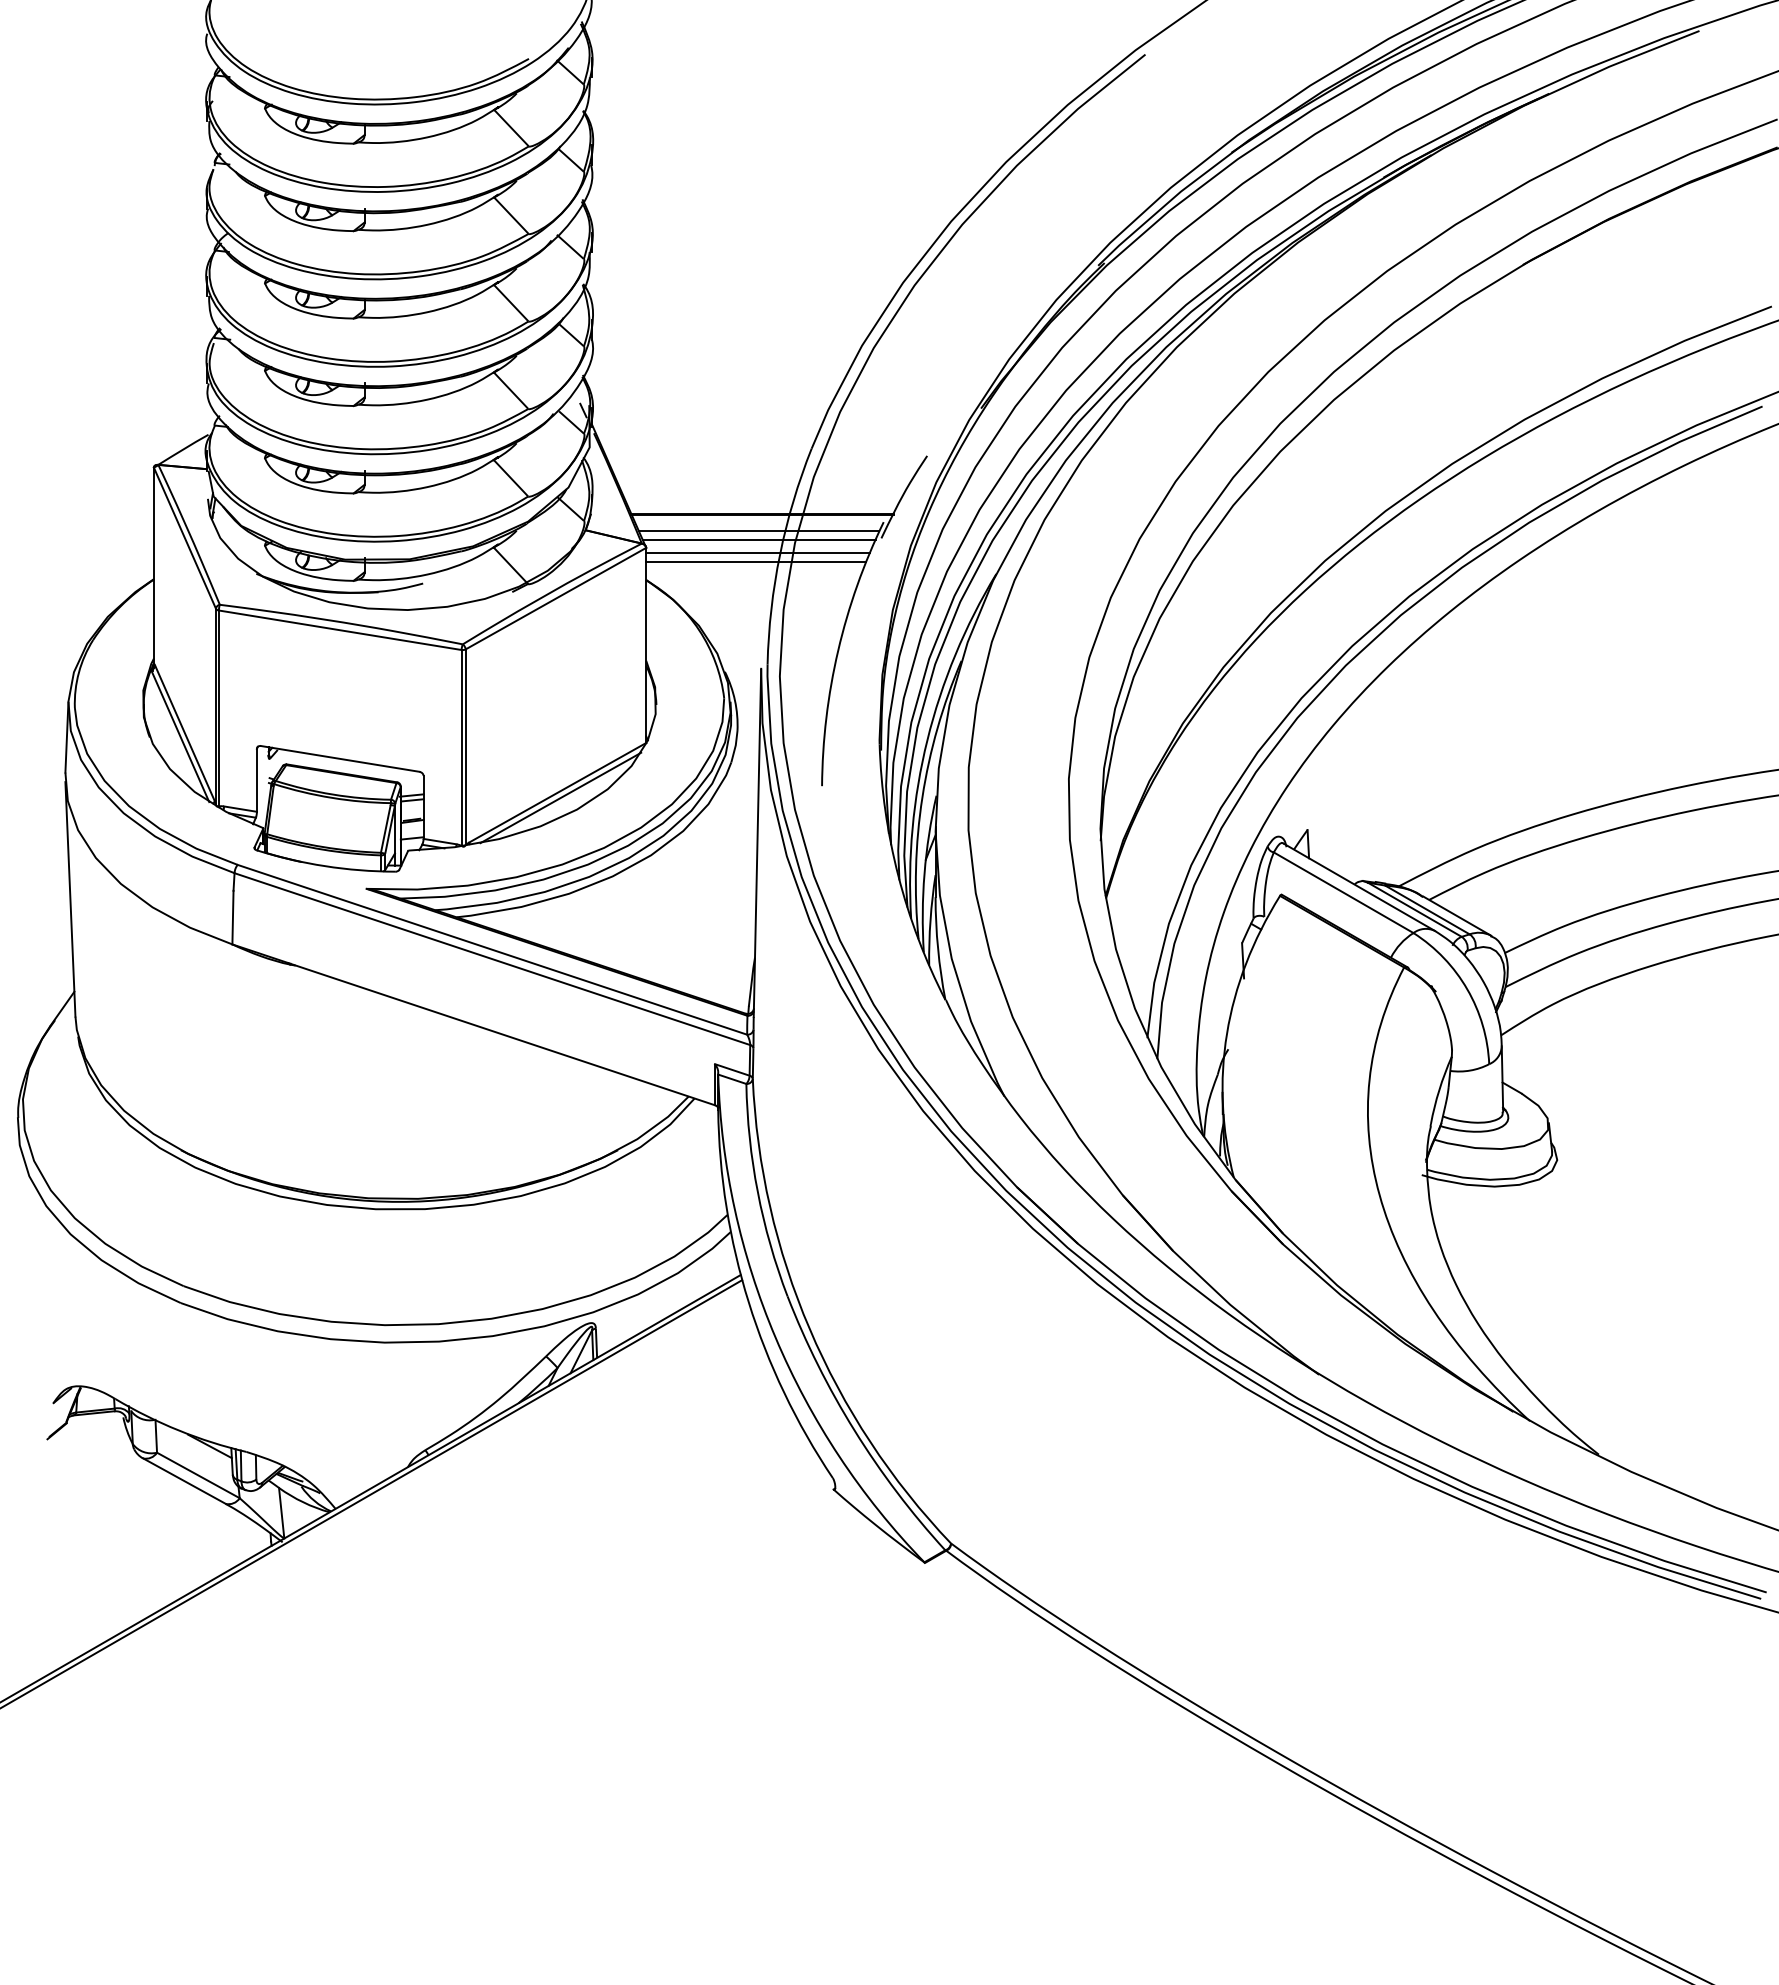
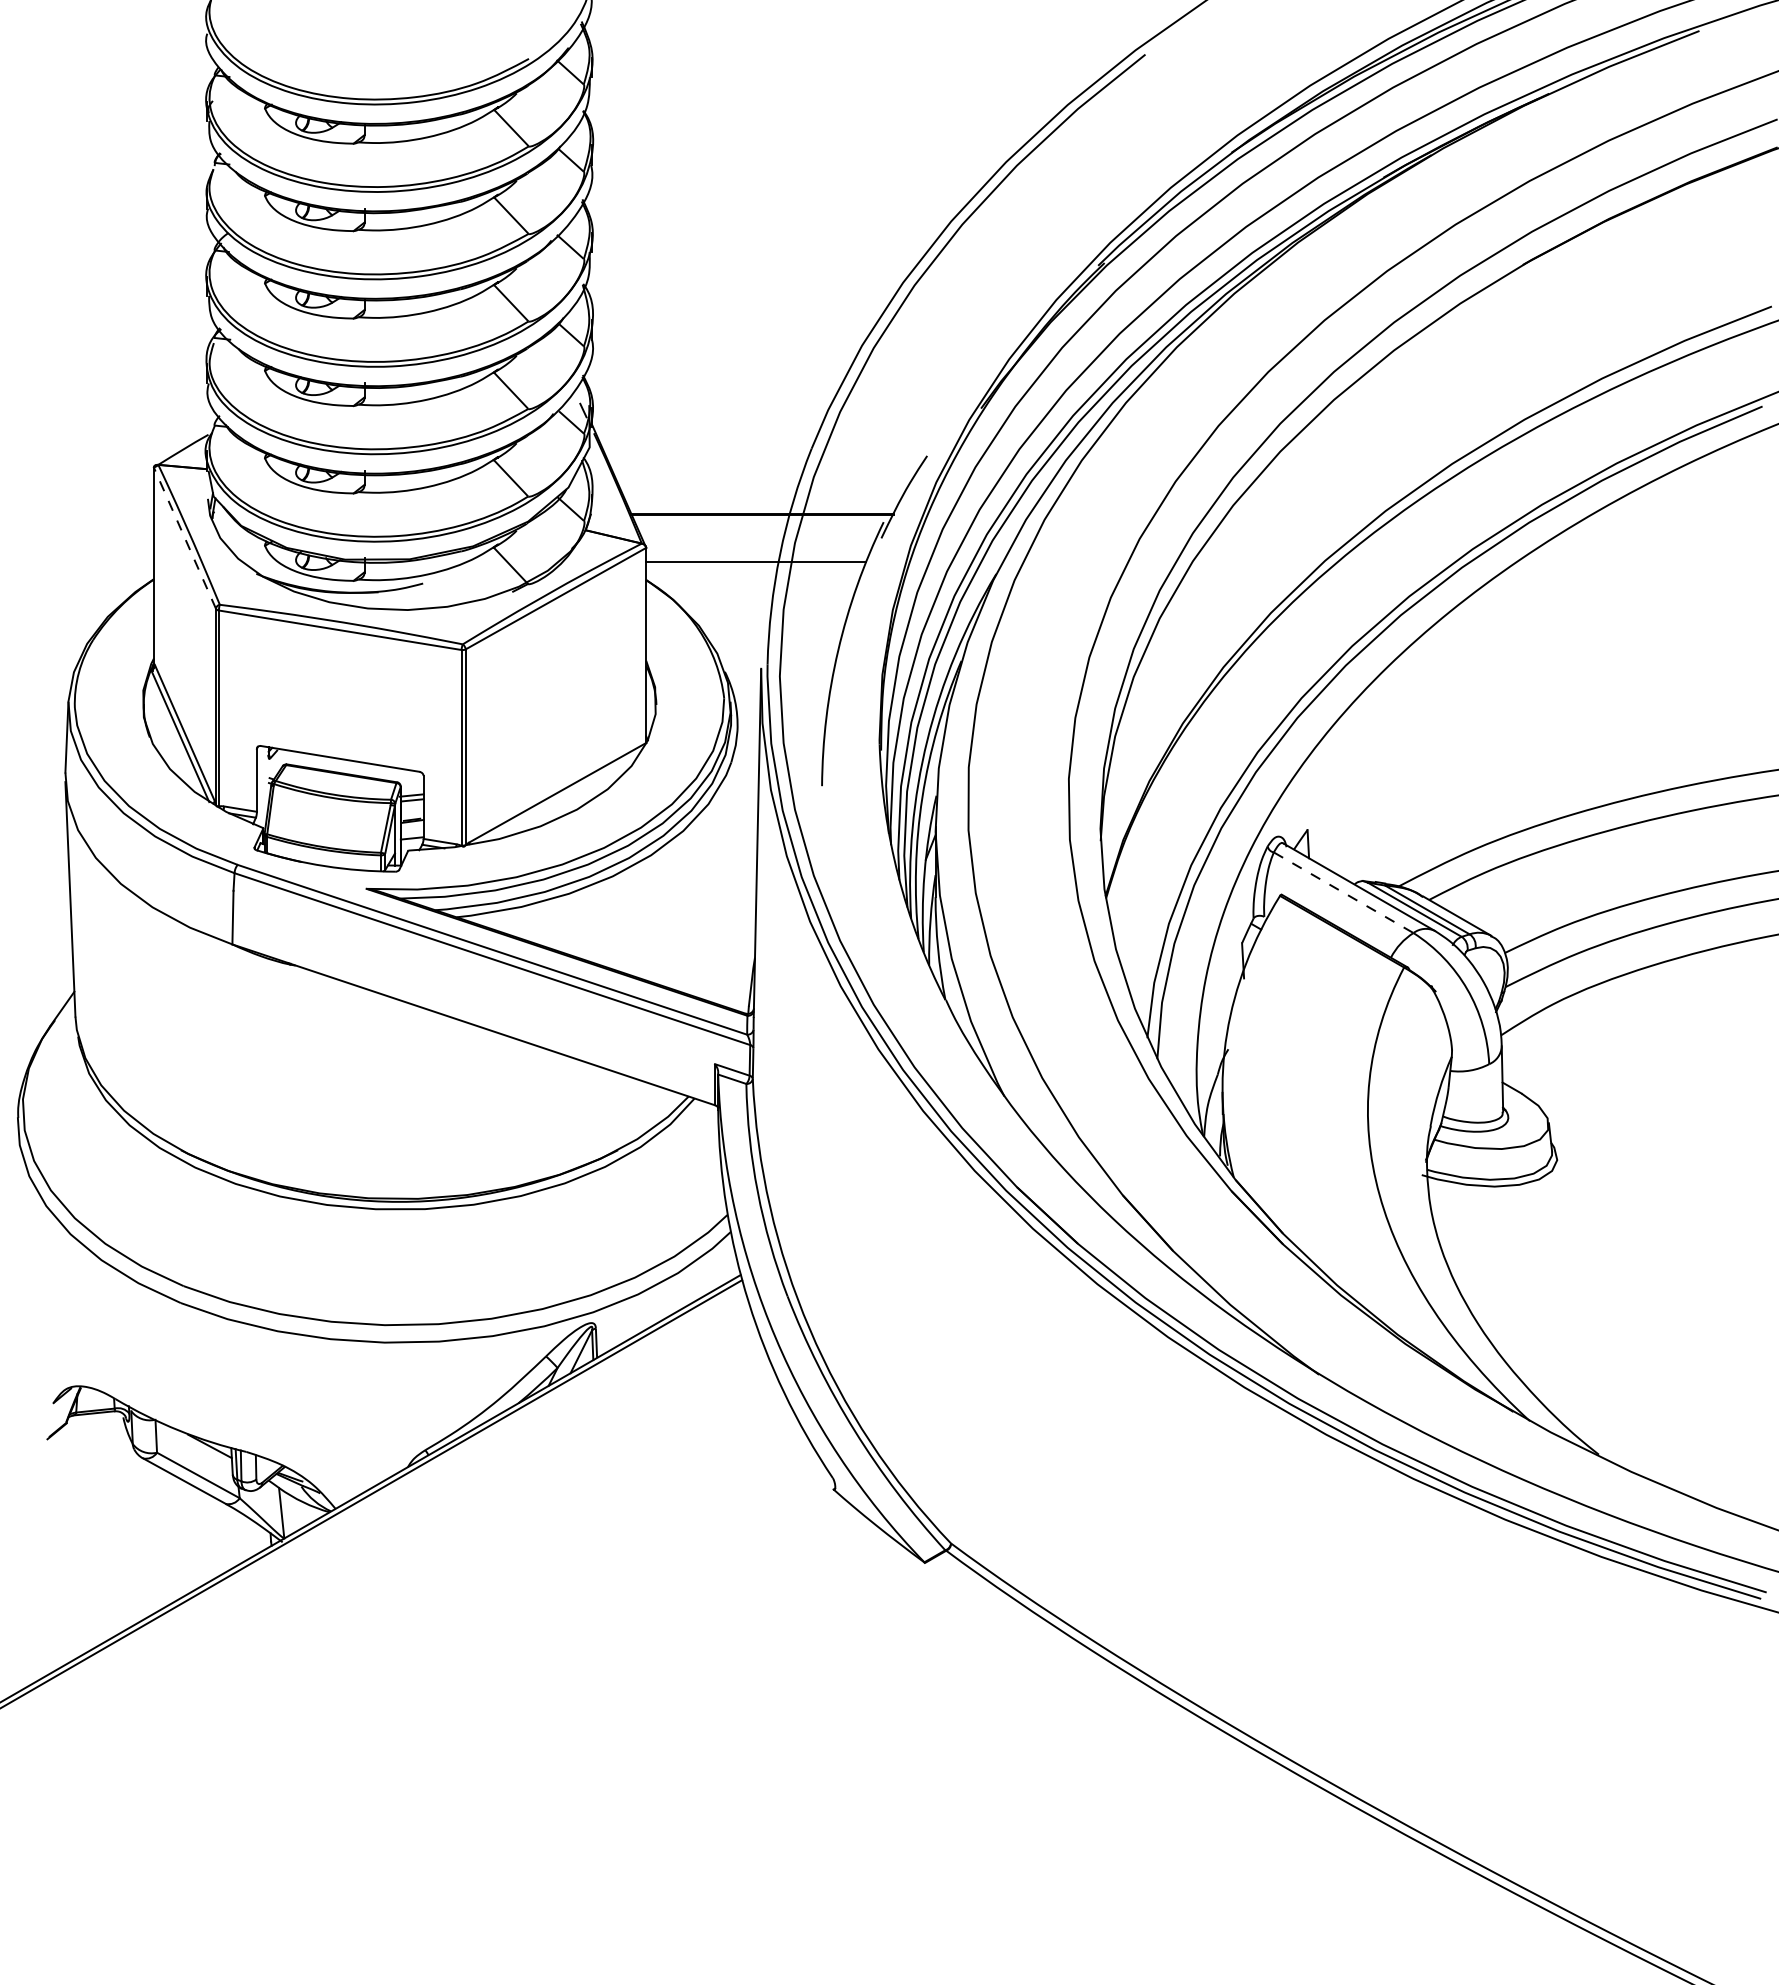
line: present -> none (758, 531)
line: solid -> dashed (184, 537)
line: present -> none (758, 540)
line: present -> none (758, 552)
line: present -> none (560, 797)
line: solid -> dashed (1343, 892)
